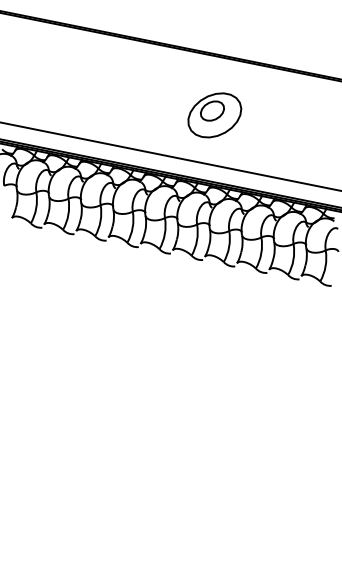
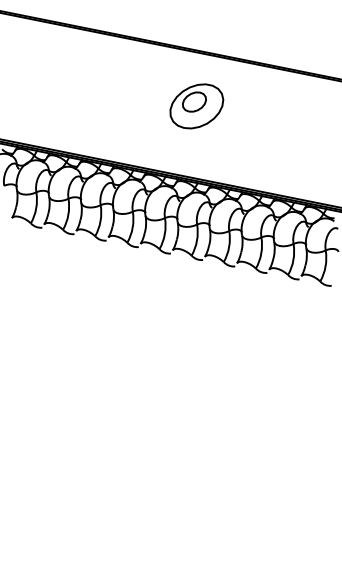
part position: (214, 115) -> (196, 106) (196, 106)
line: present -> none (170, 156)
